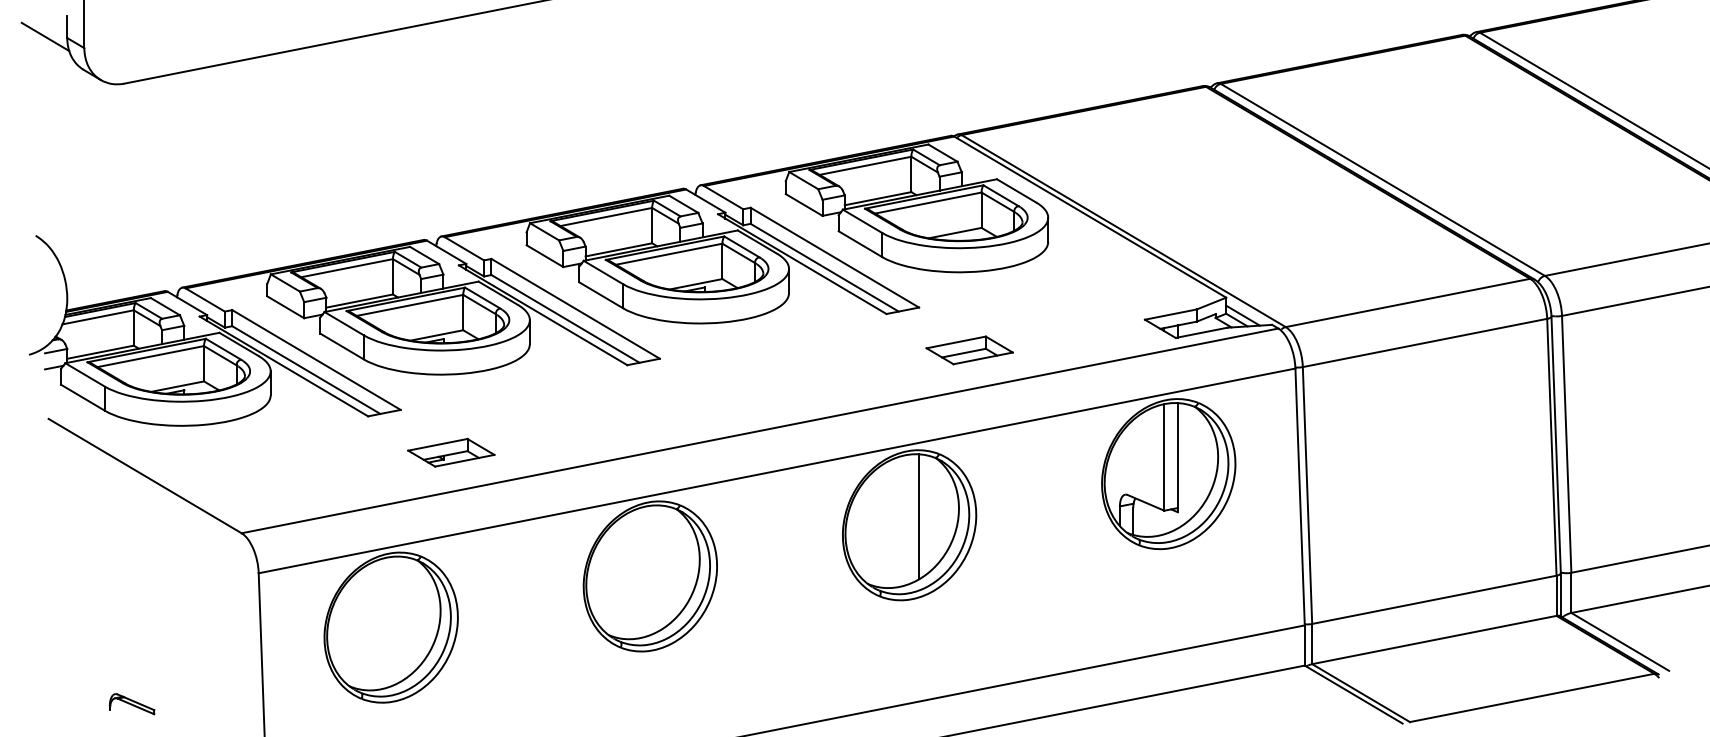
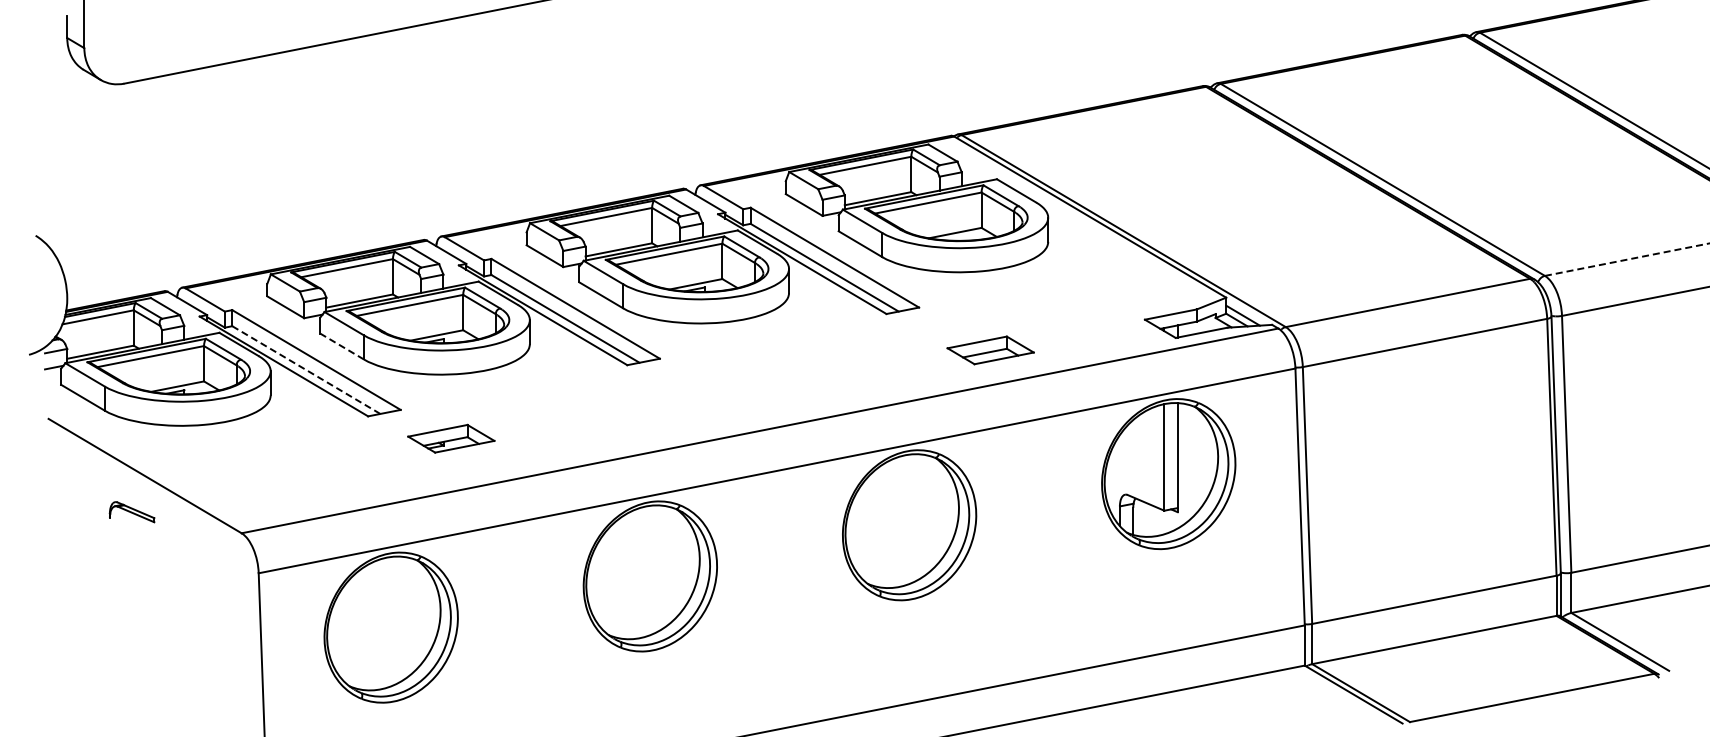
line: present -> none (45, 36)
line: solid -> dashed (1627, 259)
line: solid -> dashed (341, 346)
part position: (969, 350) -> (990, 350) (990, 350)
line: solid -> dashed (306, 370)
part position: (451, 452) -> (451, 438) (451, 438)
line: present -> none (919, 516)
part position: (131, 704) -> (131, 512) (131, 512)
